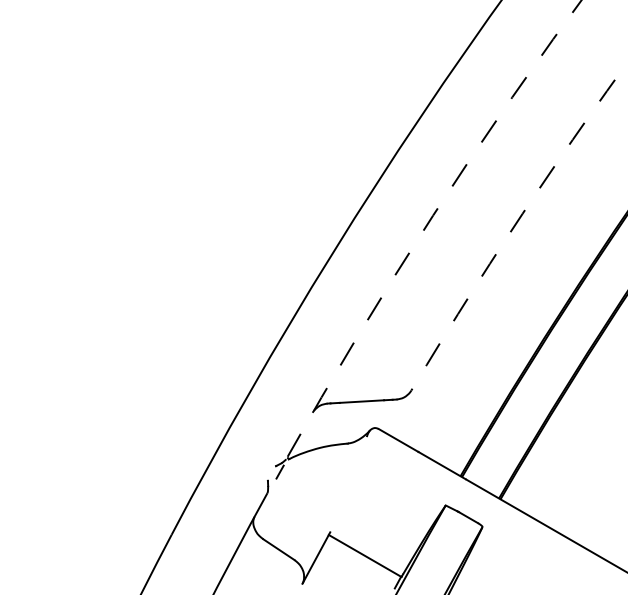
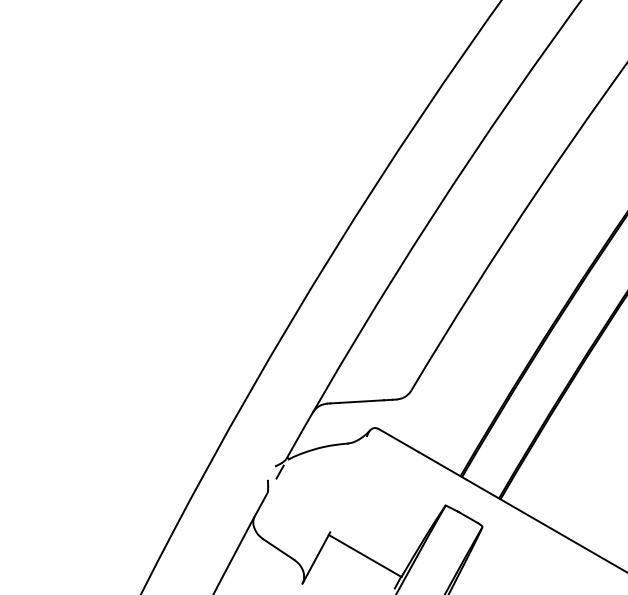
arc: dashed -> solid (516, 223)
arc: dashed -> solid (427, 224)
